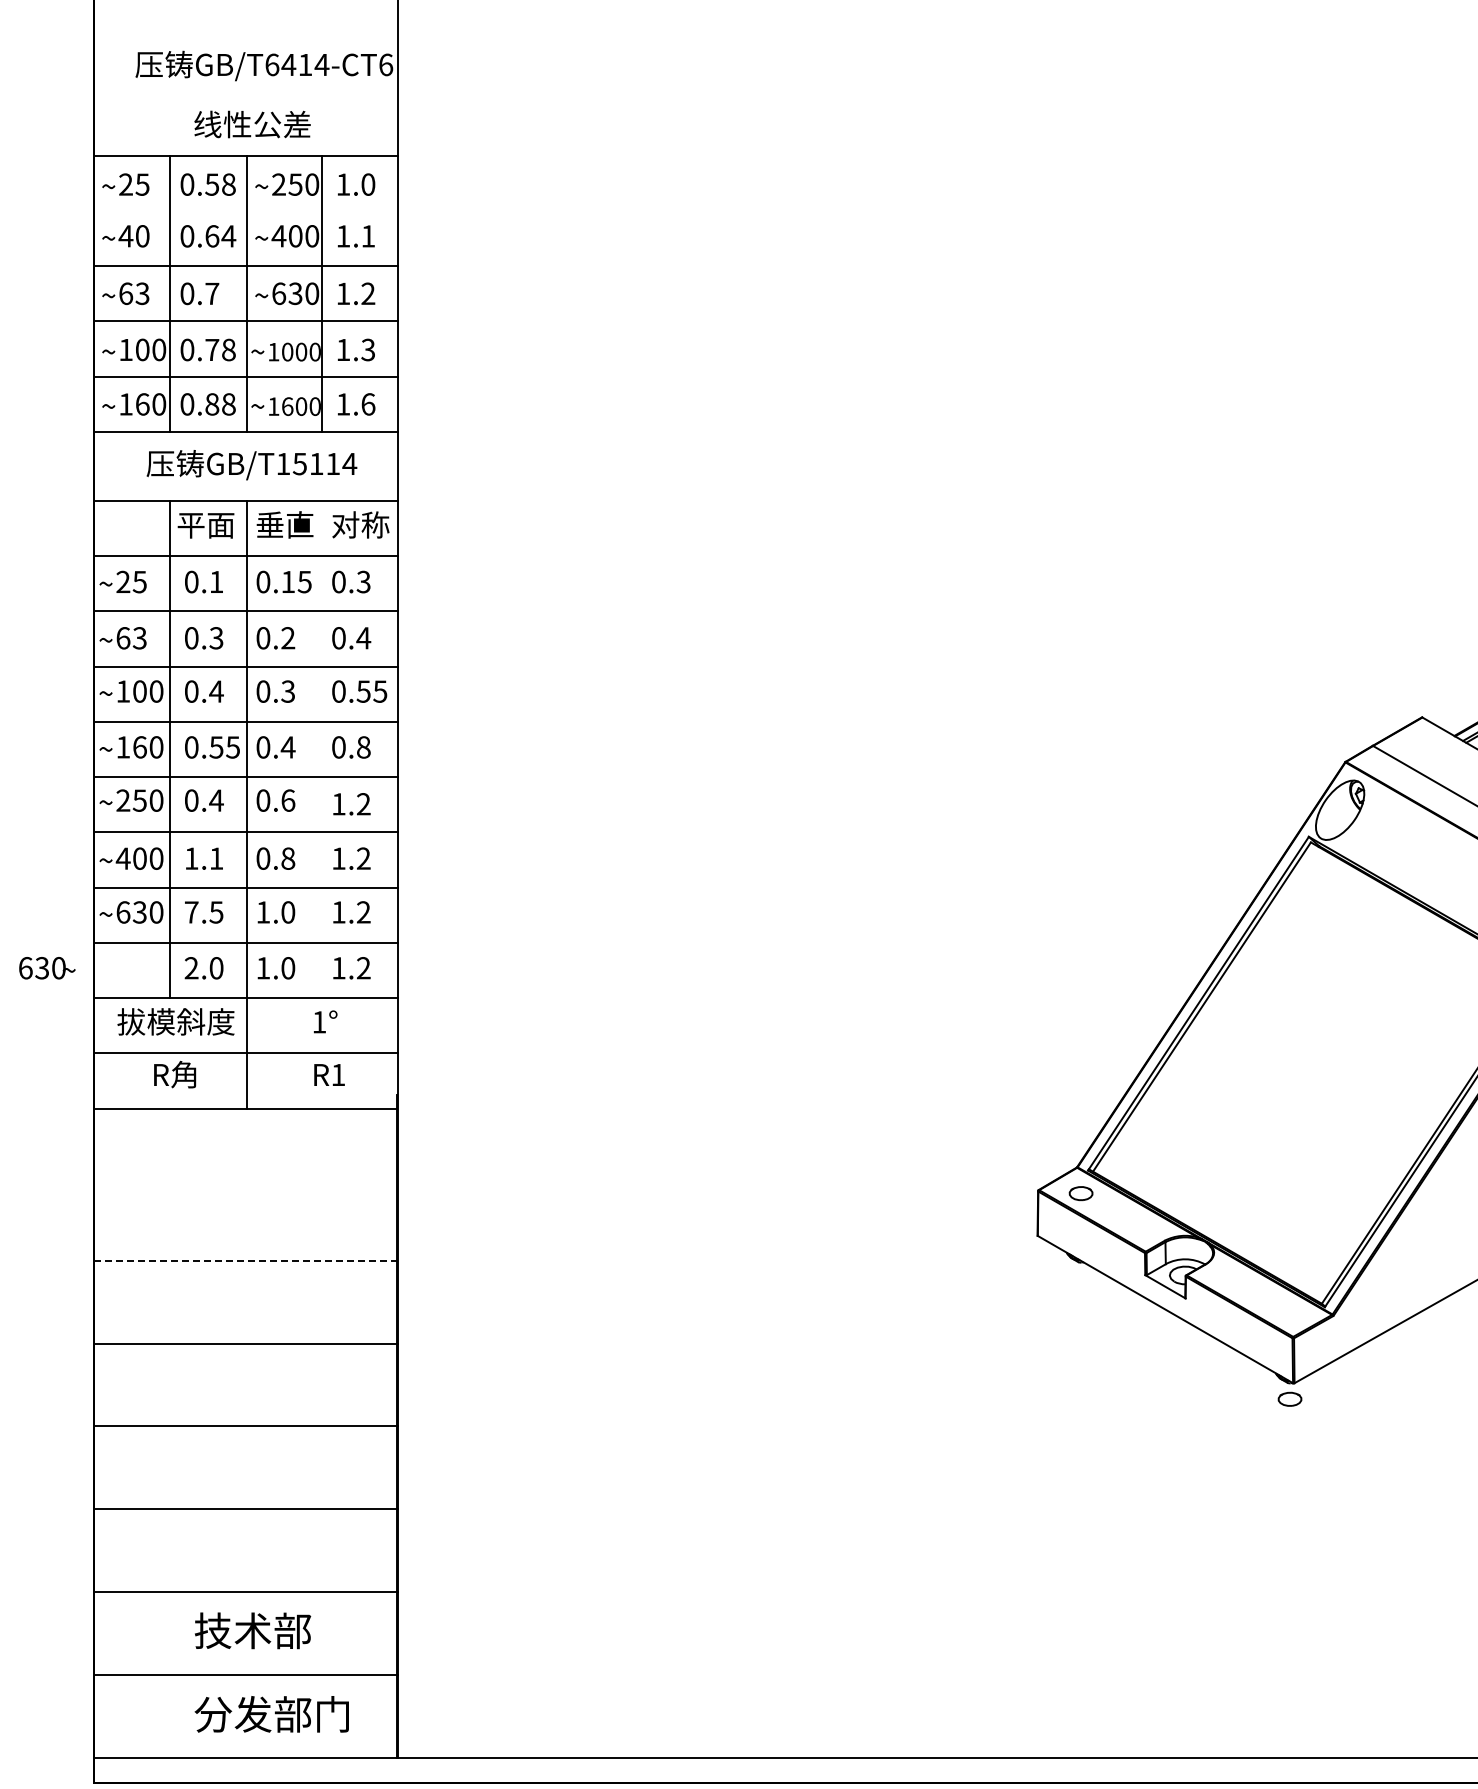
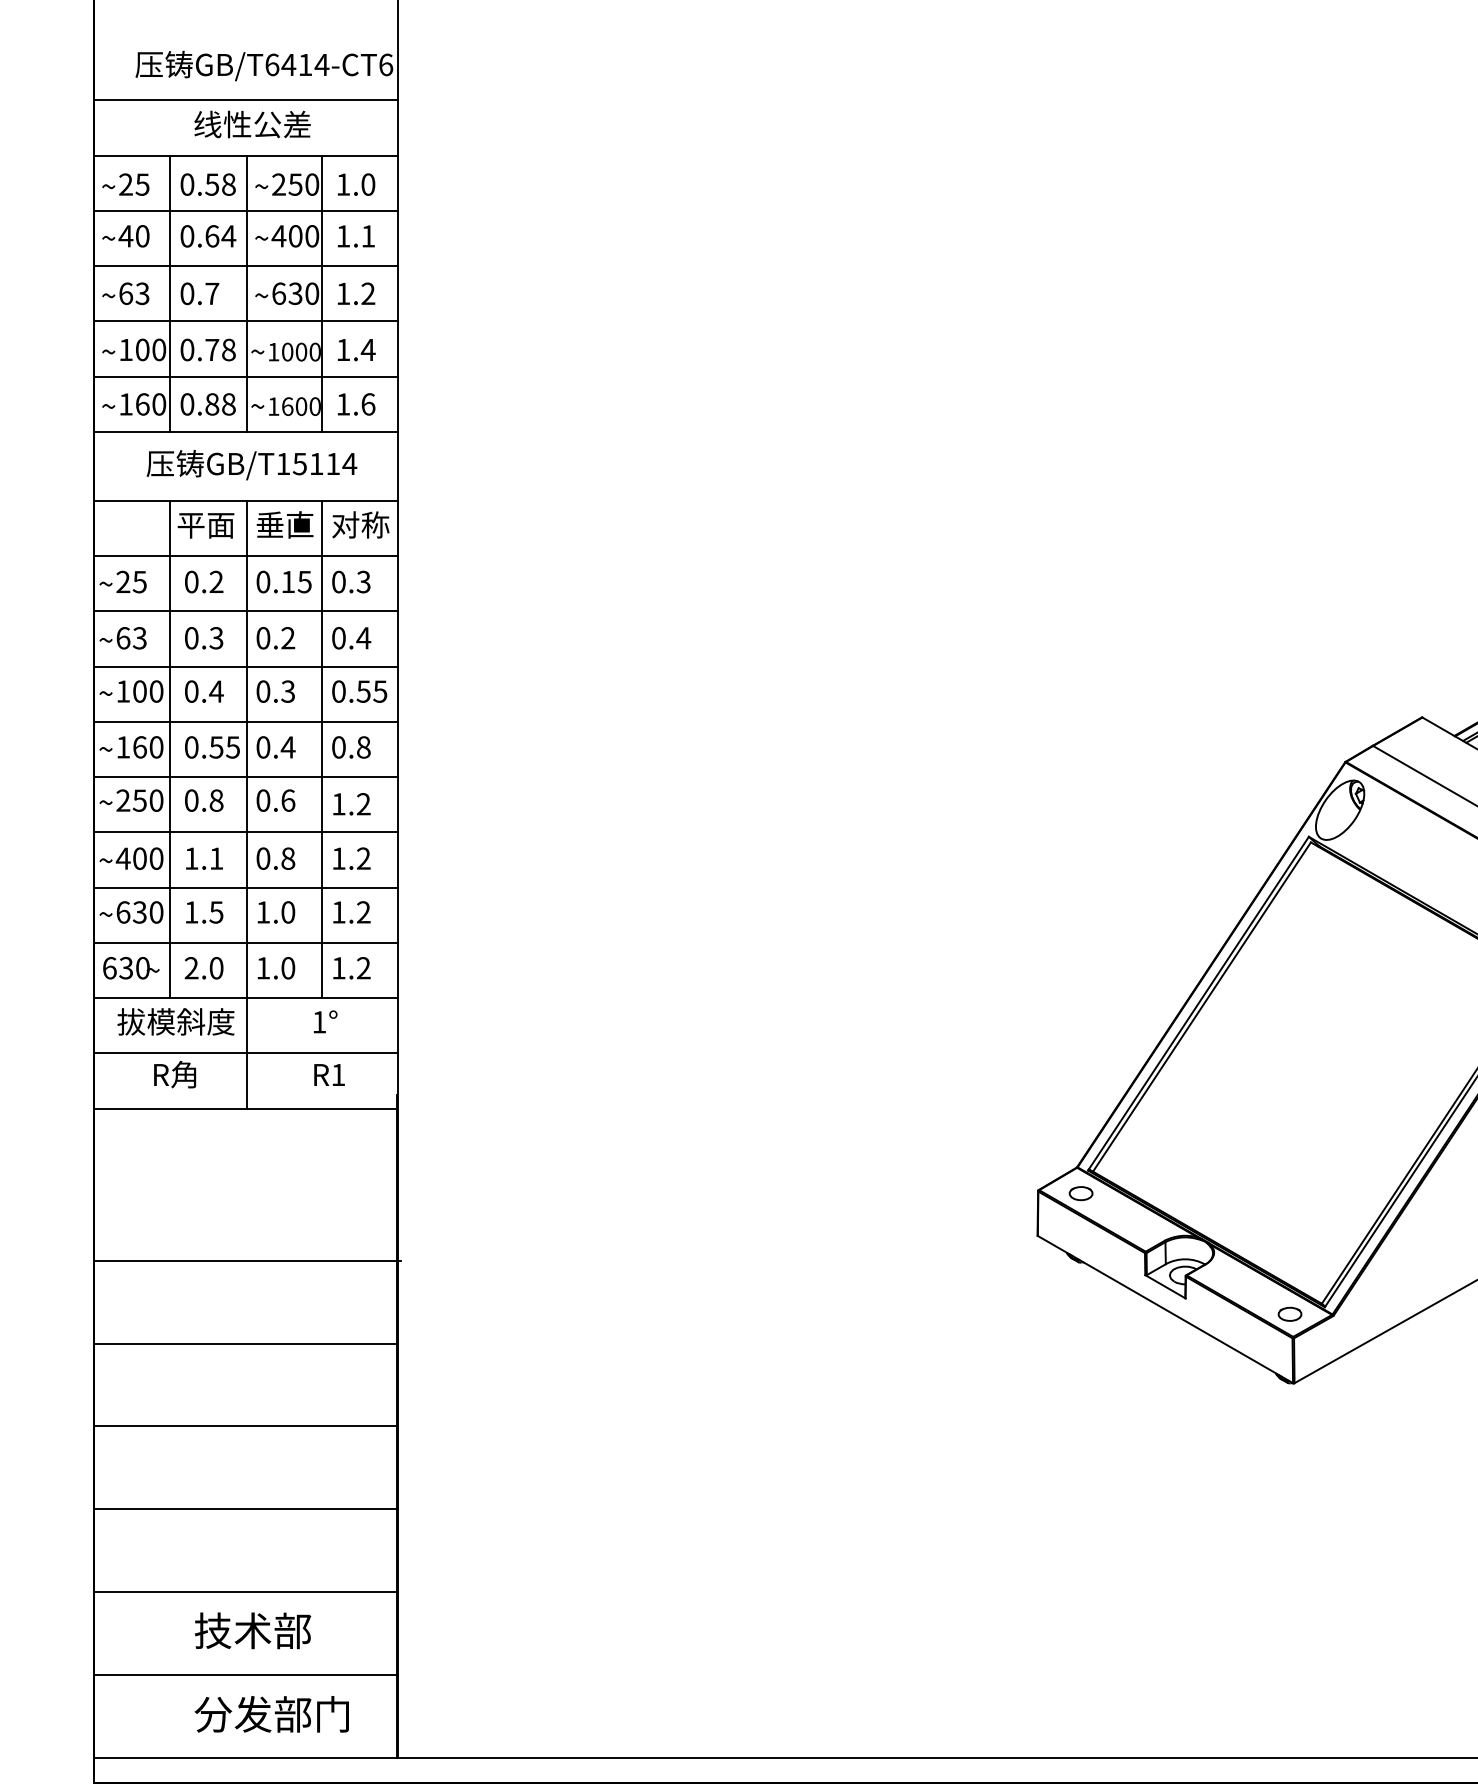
line: none -> present (245, 100)
line: none -> present (245, 210)
text: 1.3 -> 1.4 (367, 349)
text: 0.1 -> 0.2 (216, 581)
line: none -> present (321, 749)
text: 0.4 -> 0.8 (216, 800)
text: 7.5 -> 1.5 (191, 912)
text position: (47, 968) -> (131, 968) (131, 968)
line: dashed -> solid (247, 1260)
part position: (1289, 1398) -> (1289, 1313) (1289, 1313)
